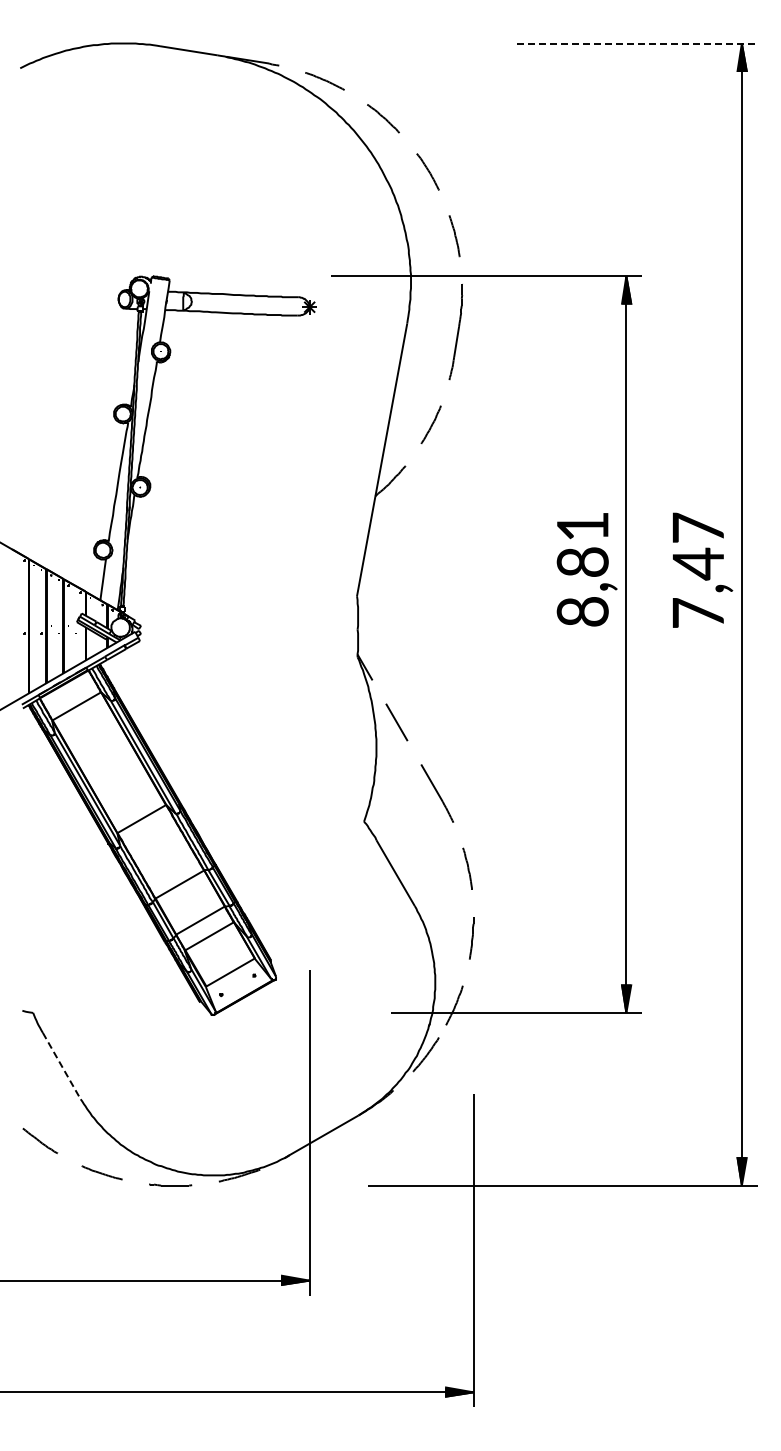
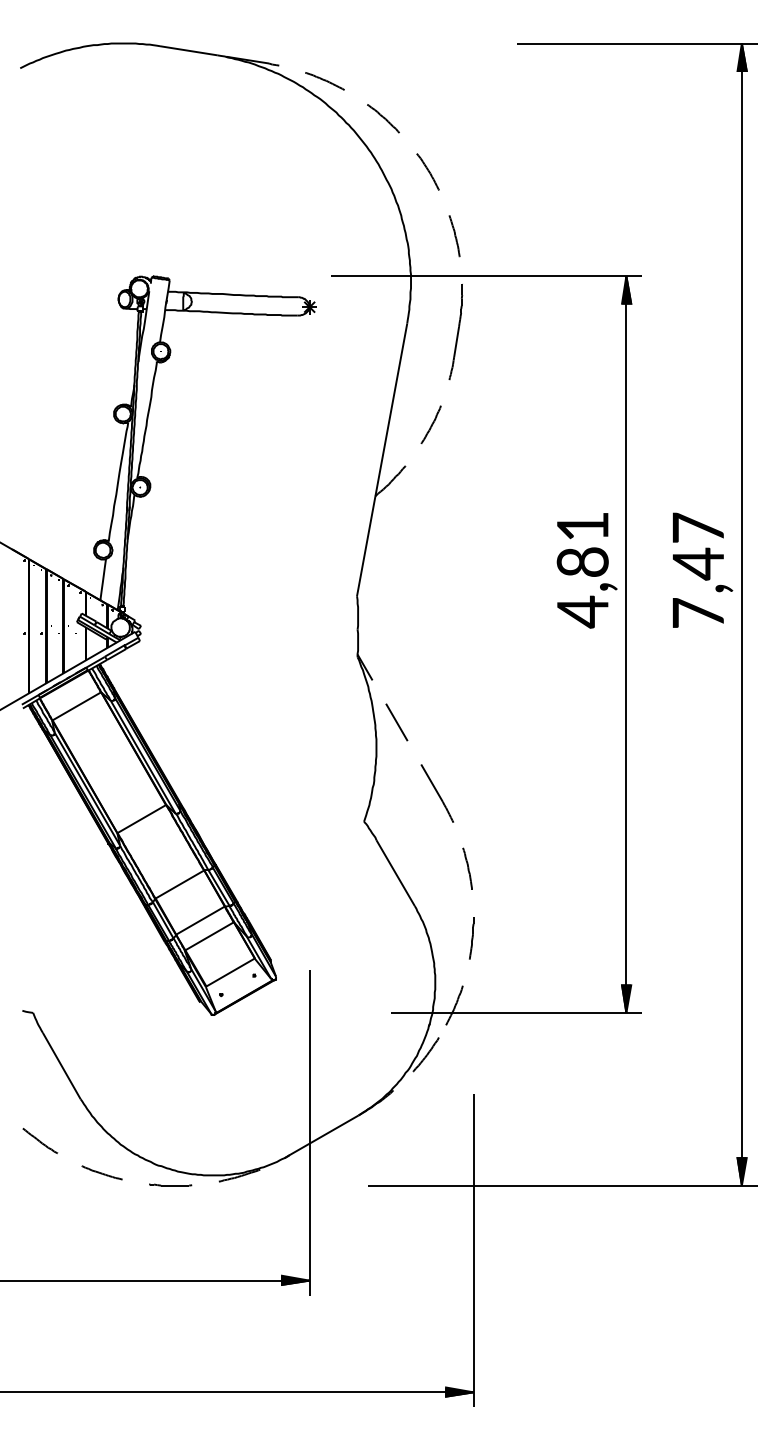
line: dashed -> solid (637, 43)
text: 8,81 -> 4,81 (582, 611)
line: dashed -> solid (62, 1066)
